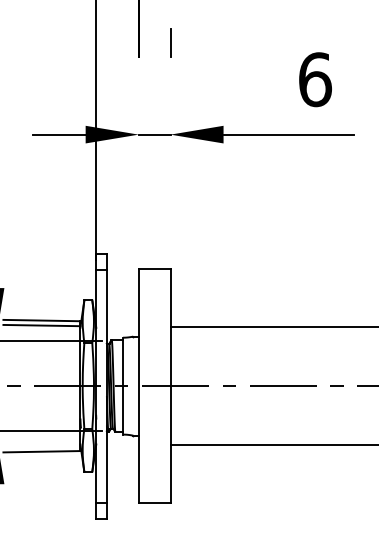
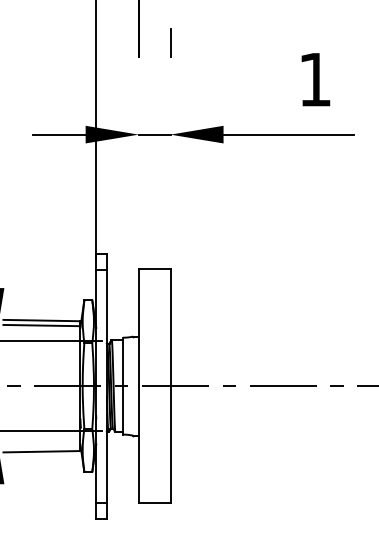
text: 6 -> 1 (315, 79)
line: present -> none (272, 327)
line: present -> none (272, 445)
